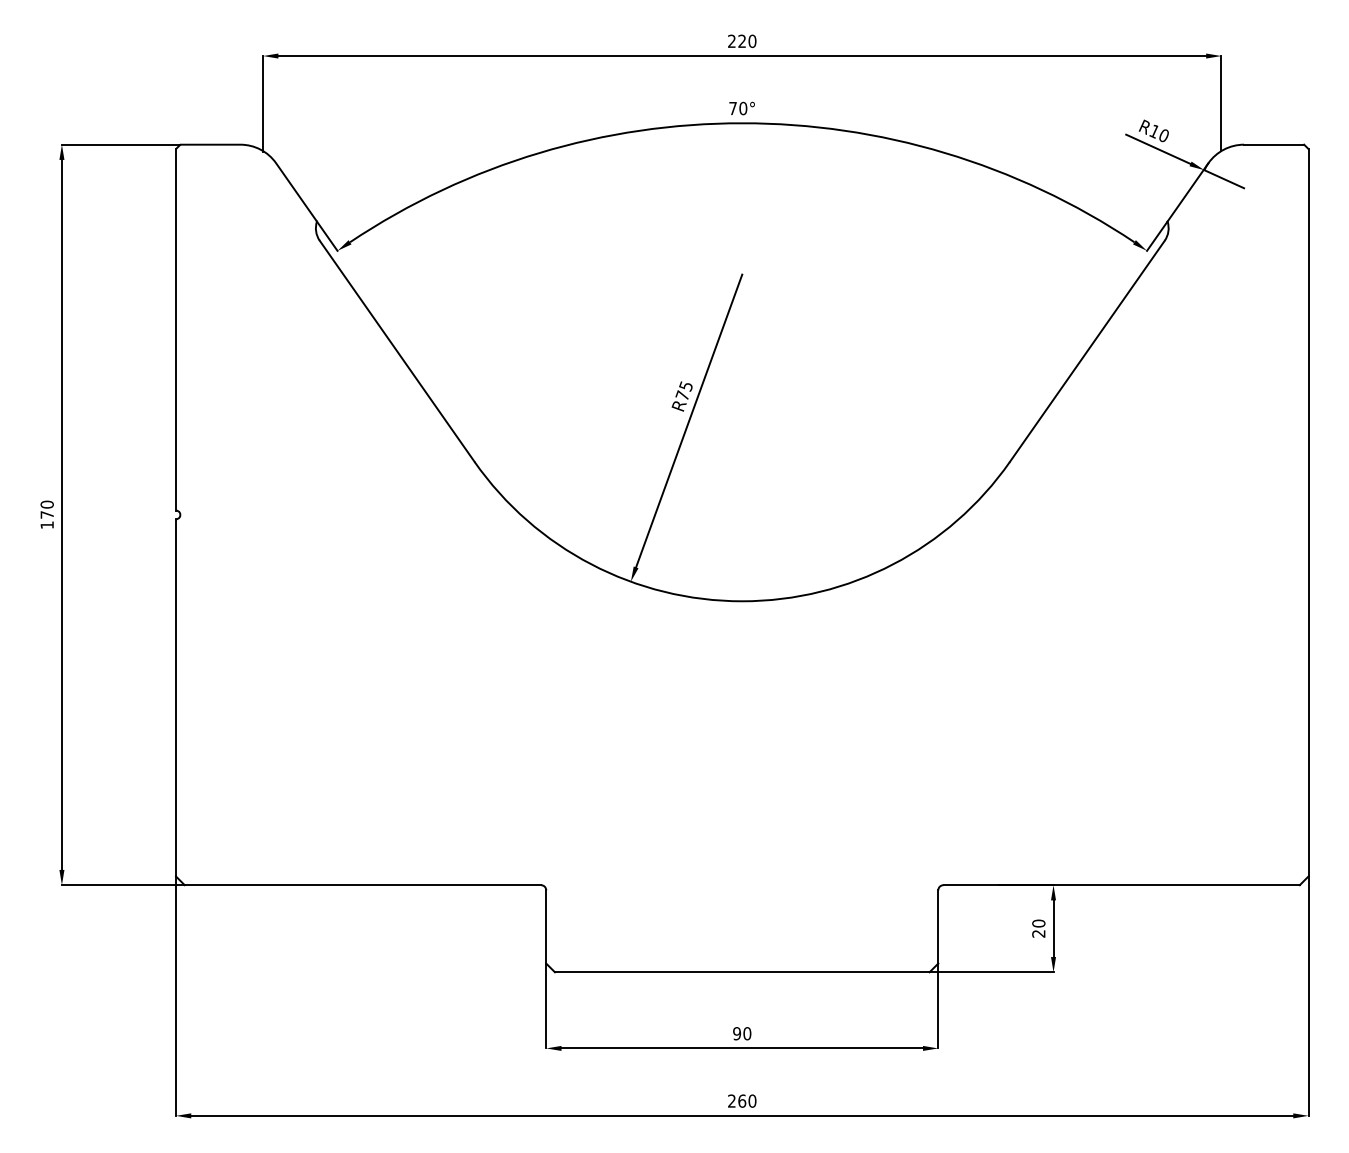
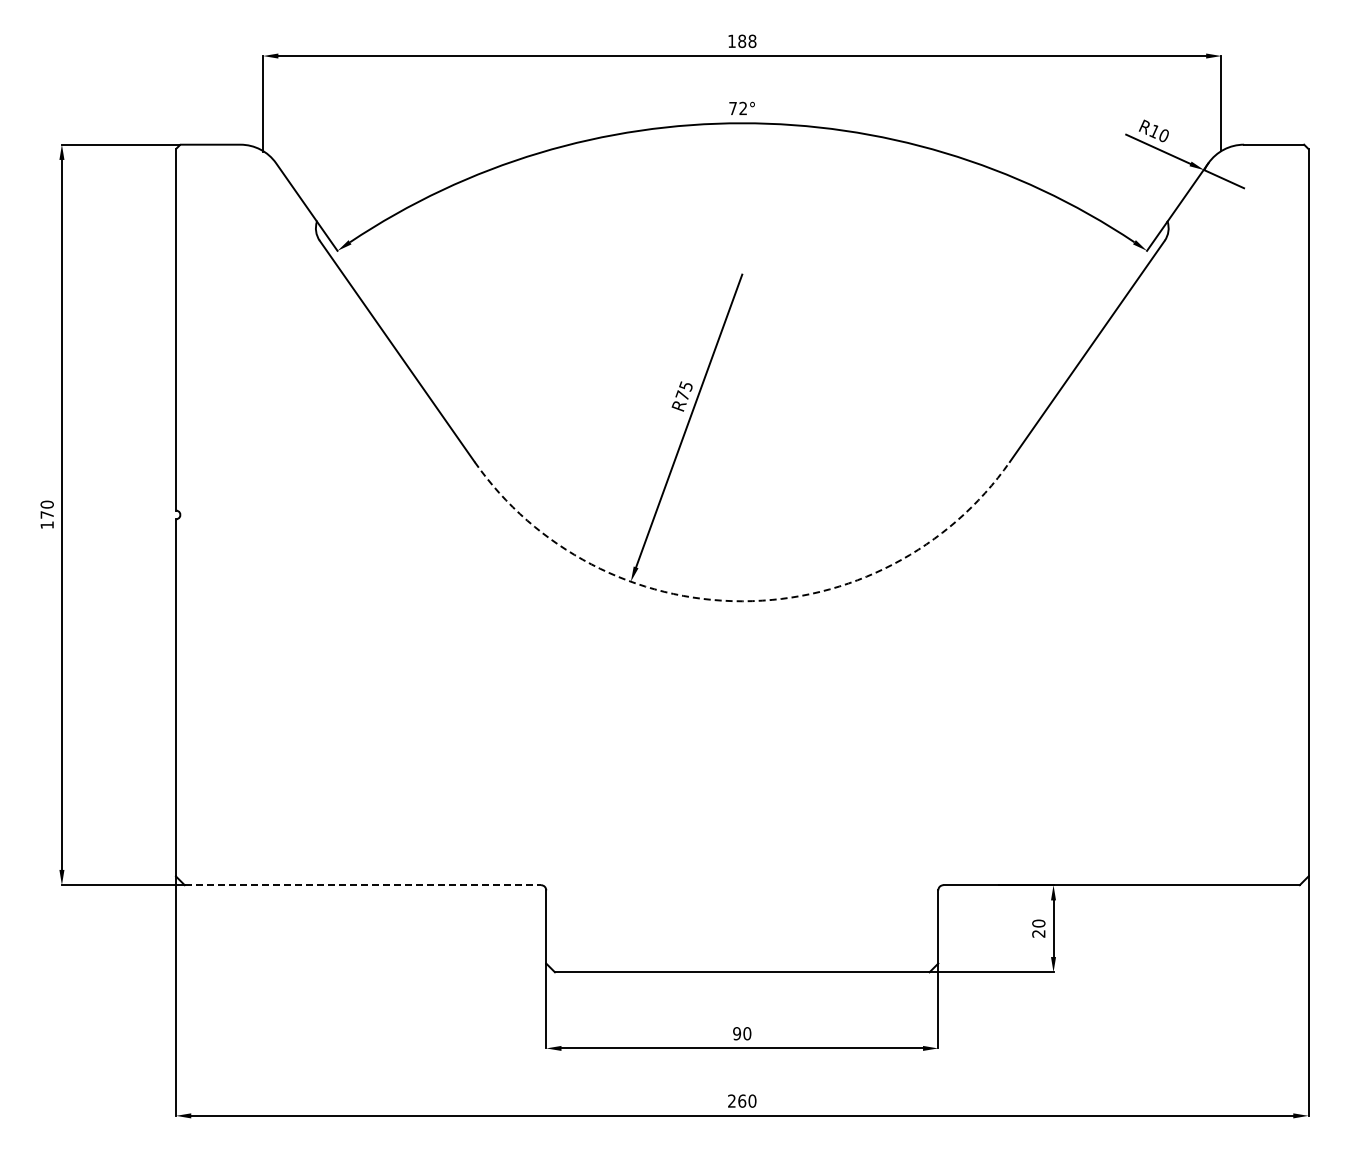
text: 220 -> 188 (742, 41)
text: 70° -> 72° (743, 108)
arc: solid -> dashed (742, 601)
line: solid -> dashed (363, 885)
